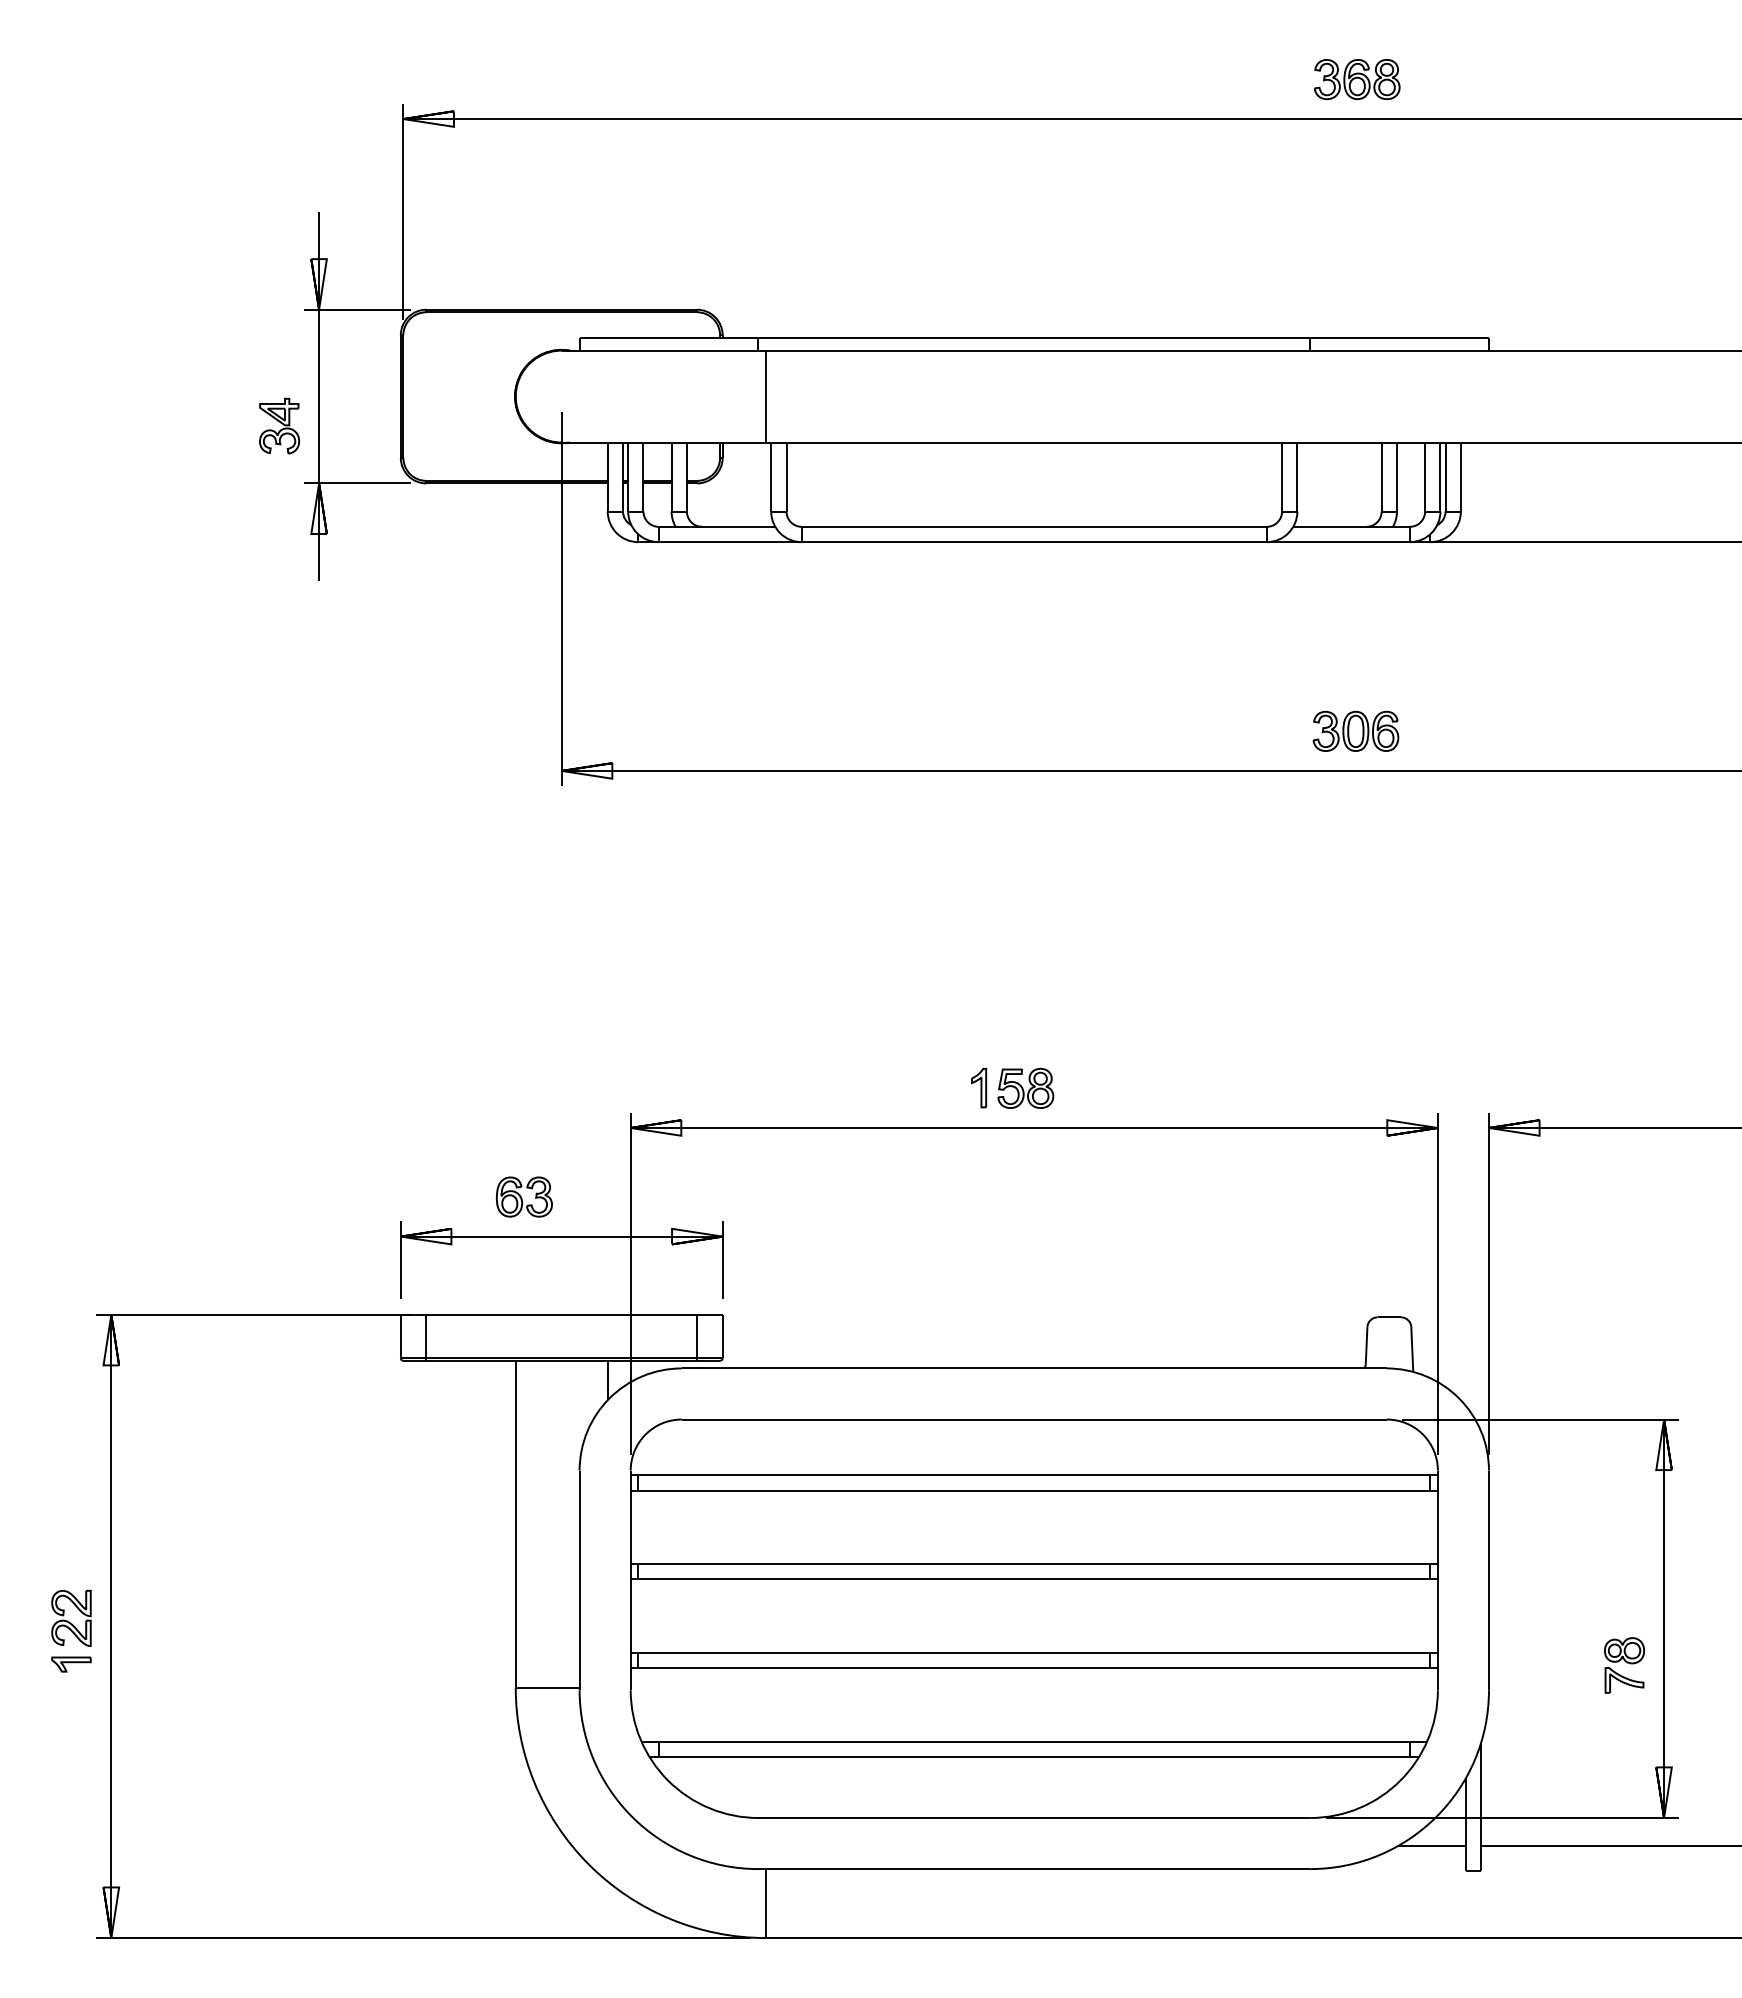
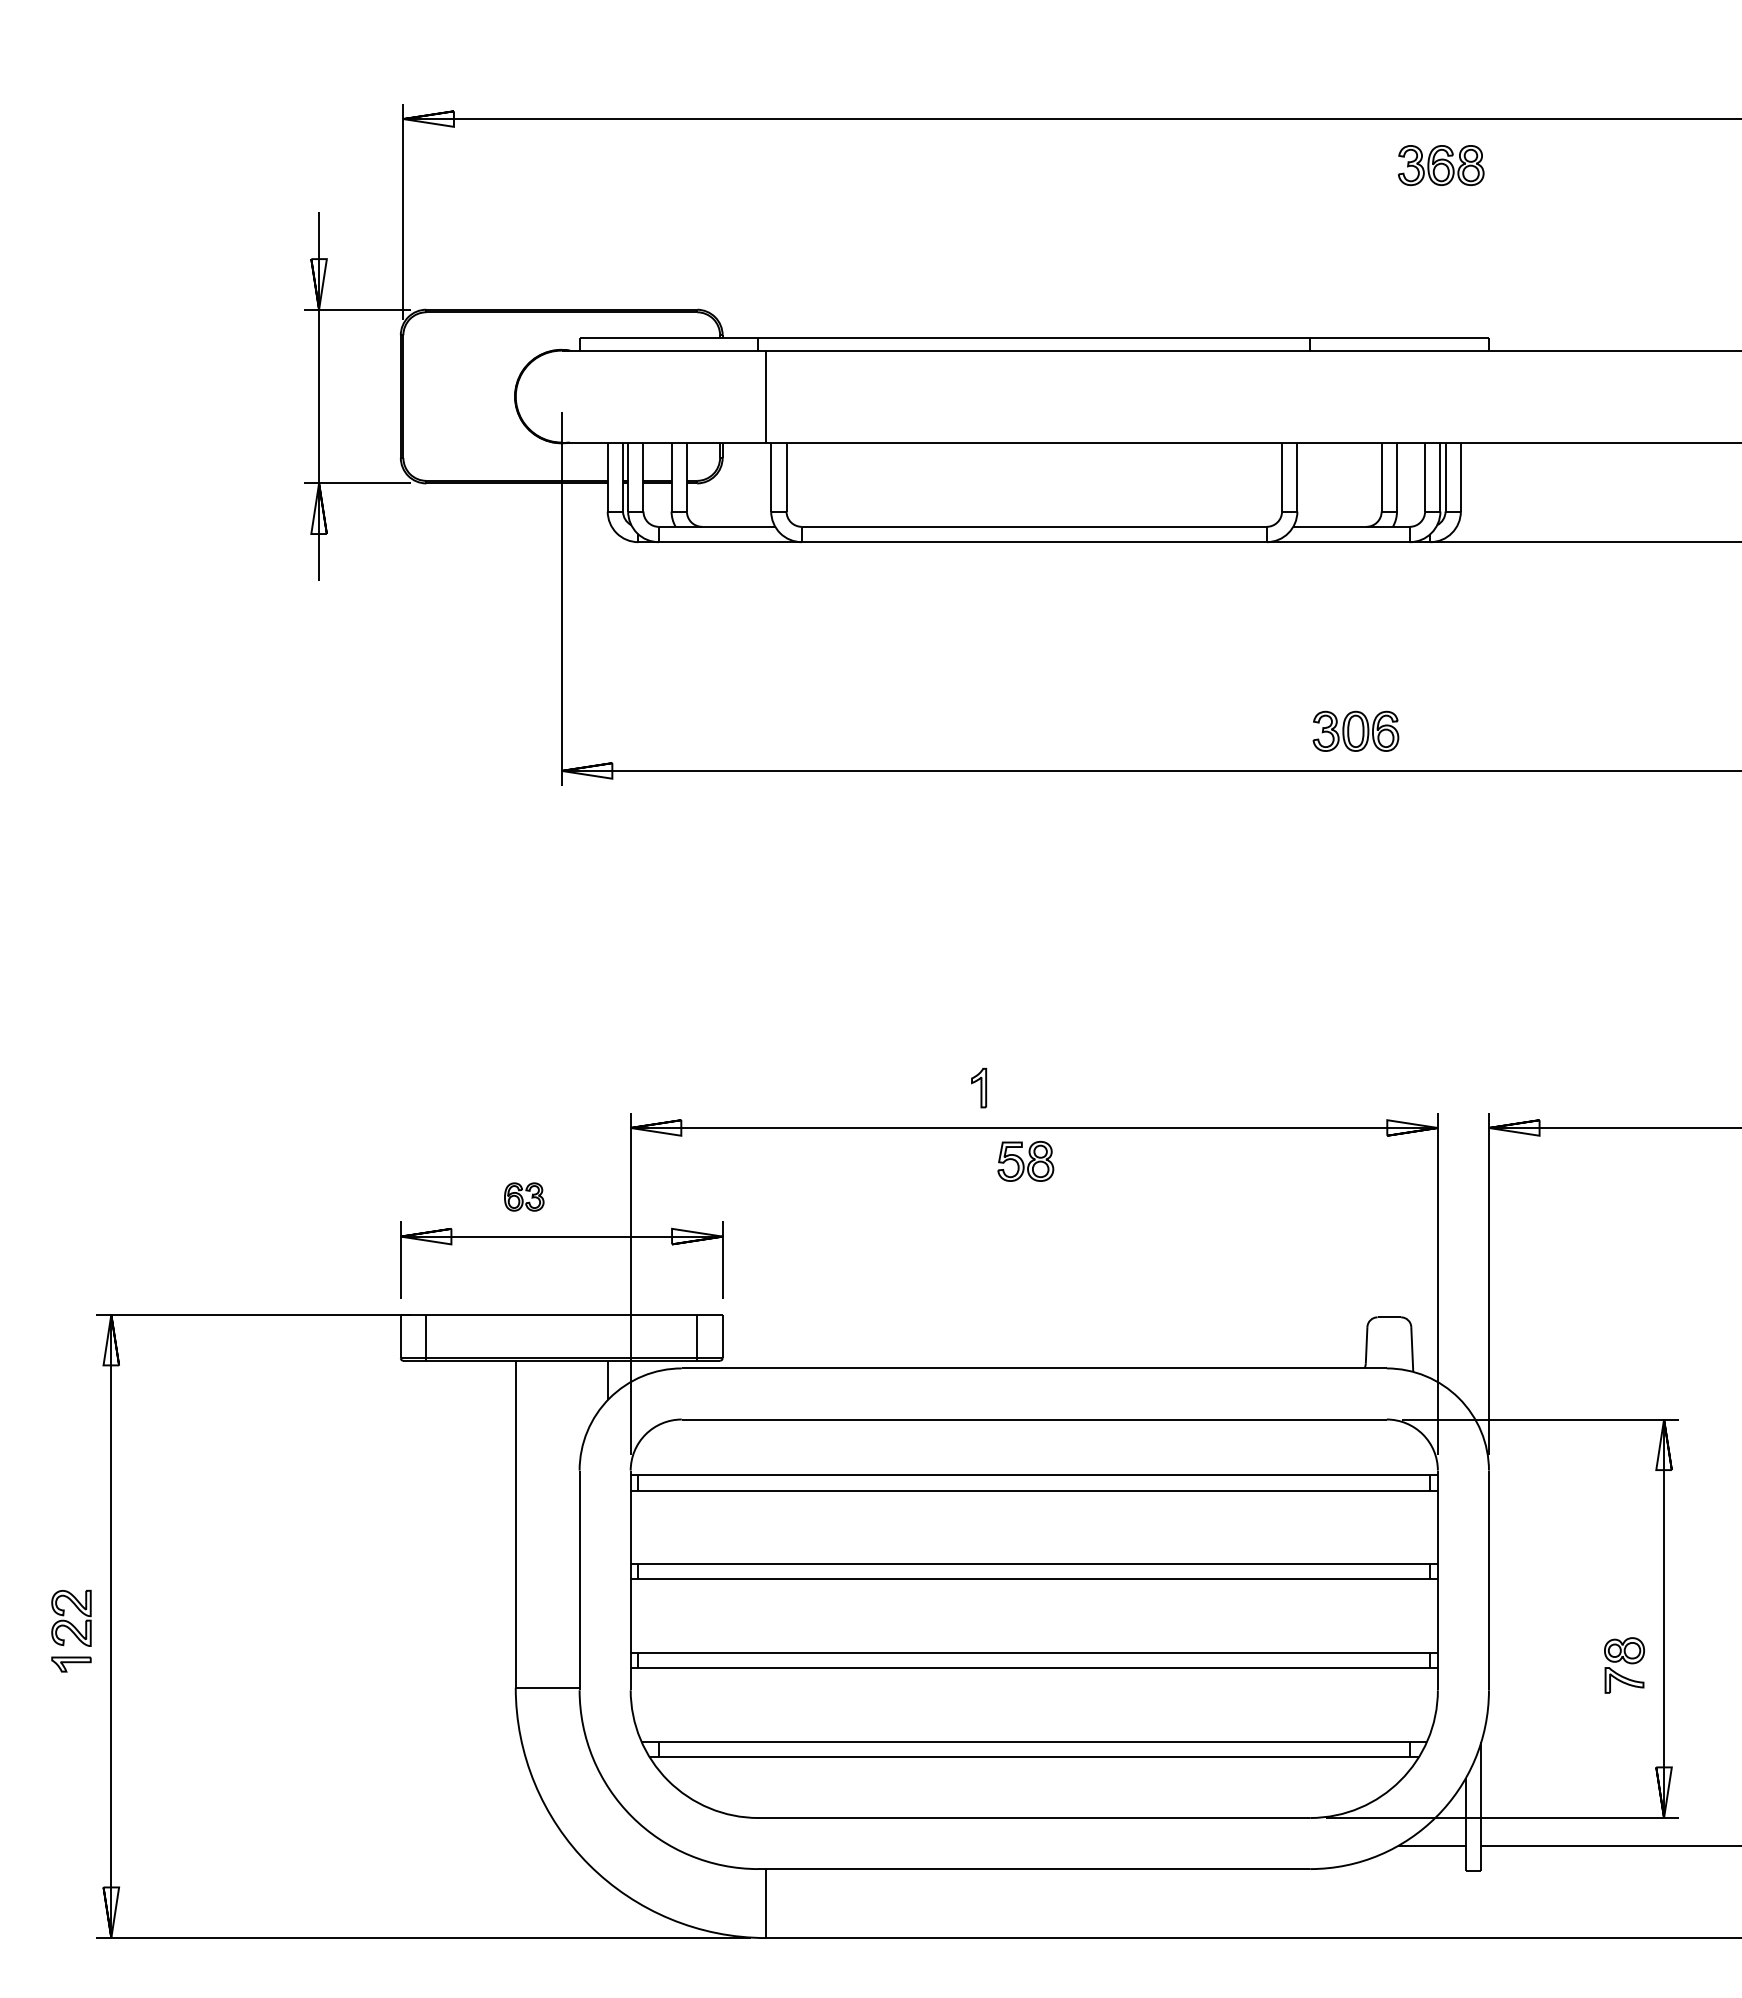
part position: (1357, 79) -> (1441, 165) (1441, 165)
part: present -> none (279, 425)
part position: (1025, 1088) -> (1025, 1161) (1025, 1161)
part size: 58x42 px -> 41x30 px (524, 1196)
